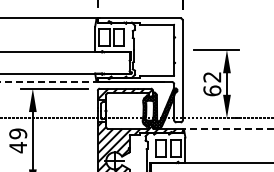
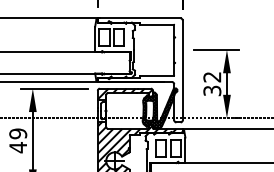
line: dashed -> solid (49, 82)
text: 62 -> 32 (212, 90)
line: dashed -> solid (227, 129)
